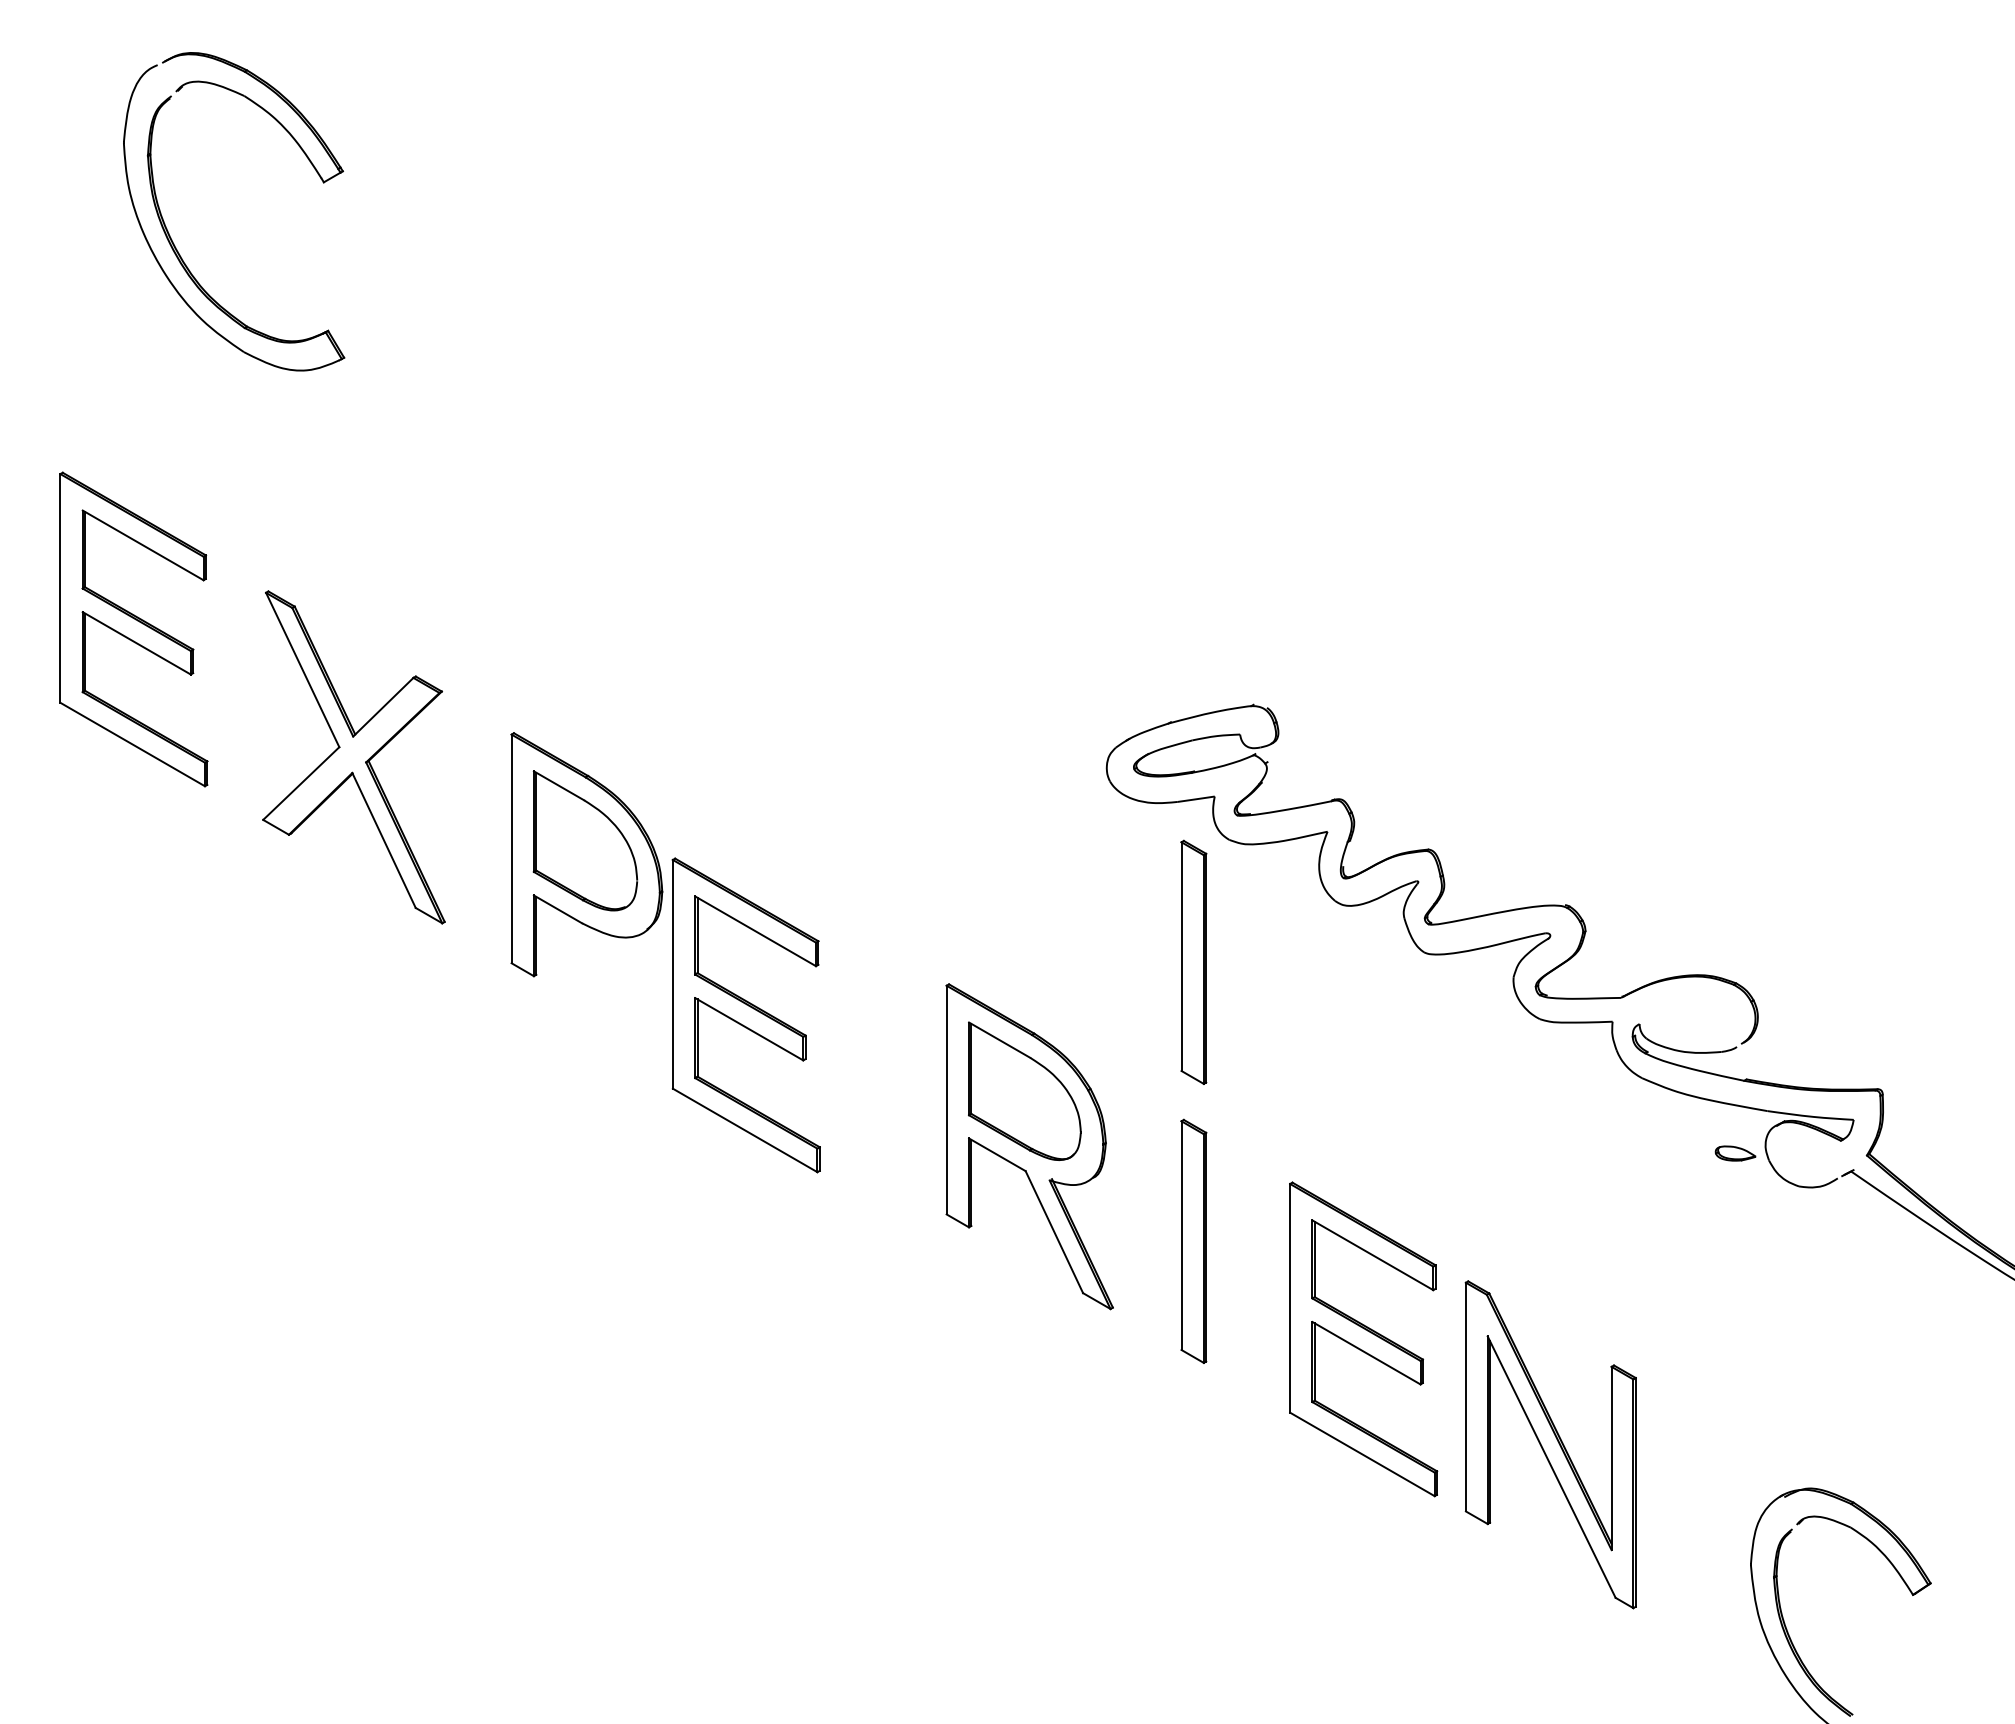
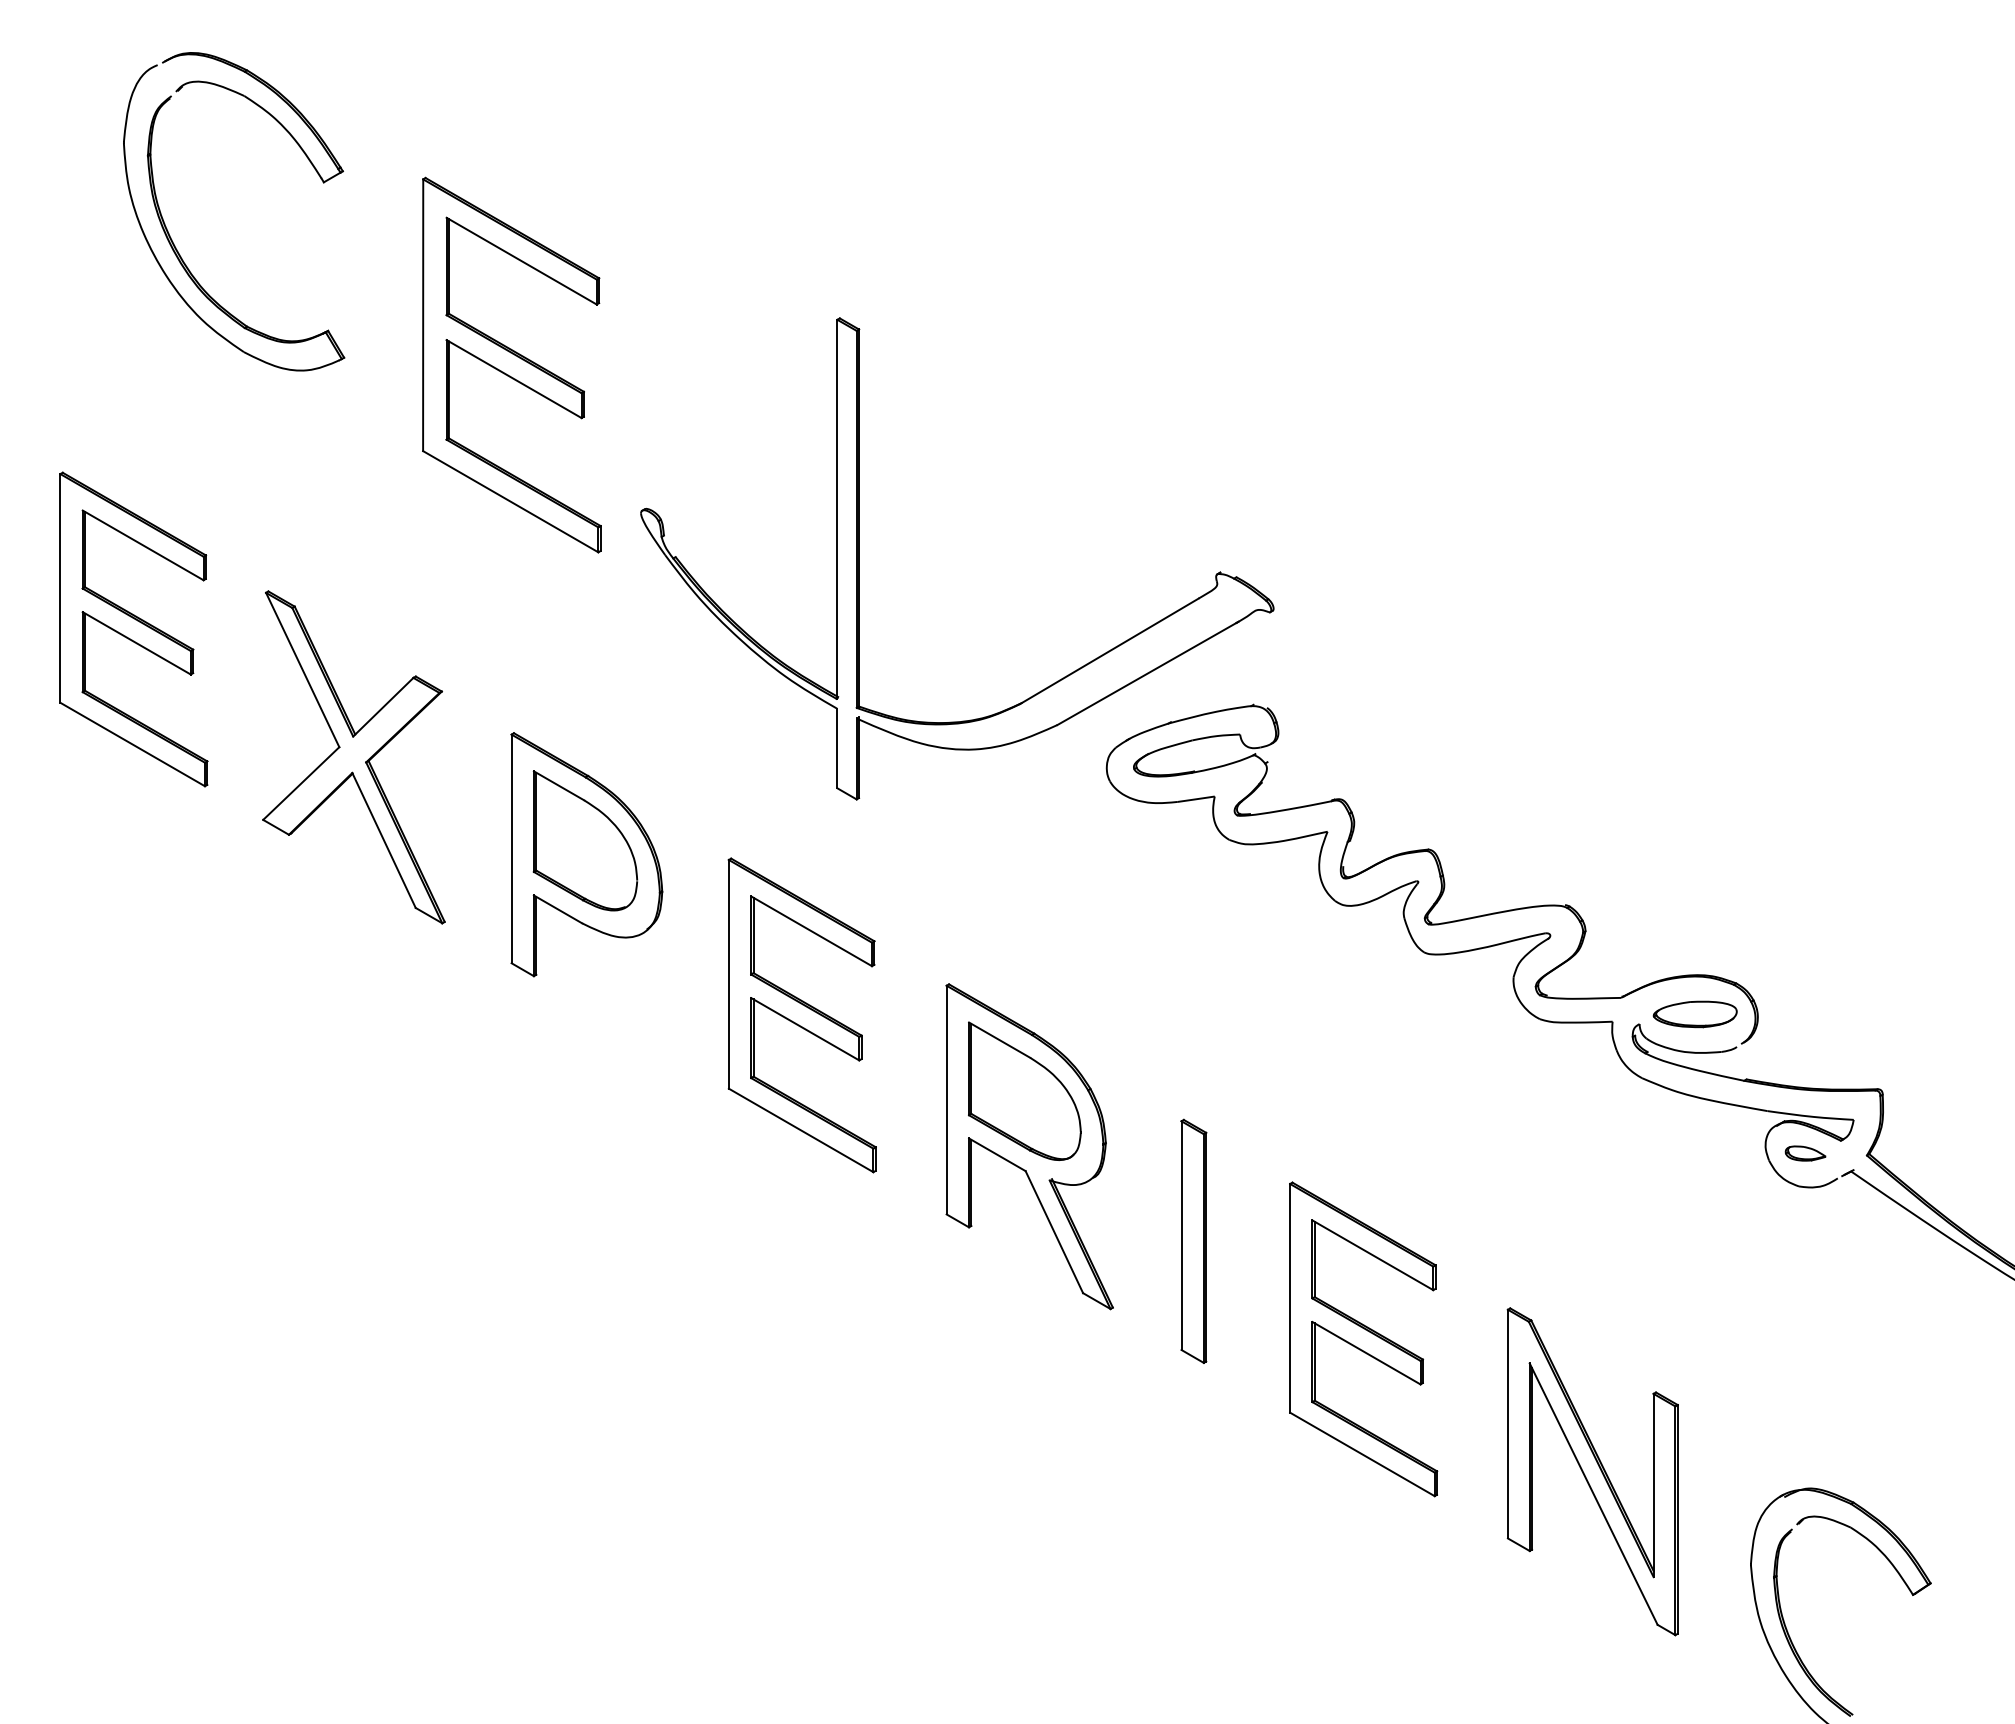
part: none -> present (511, 364)
part: none -> present (859, 558)
part: present -> none (1193, 961)
part: none -> present (1694, 1014)
part position: (745, 1015) -> (801, 1015) (801, 1015)
part position: (1735, 1153) -> (1805, 1153) (1805, 1153)
part position: (1550, 1444) -> (1592, 1471) (1592, 1471)
